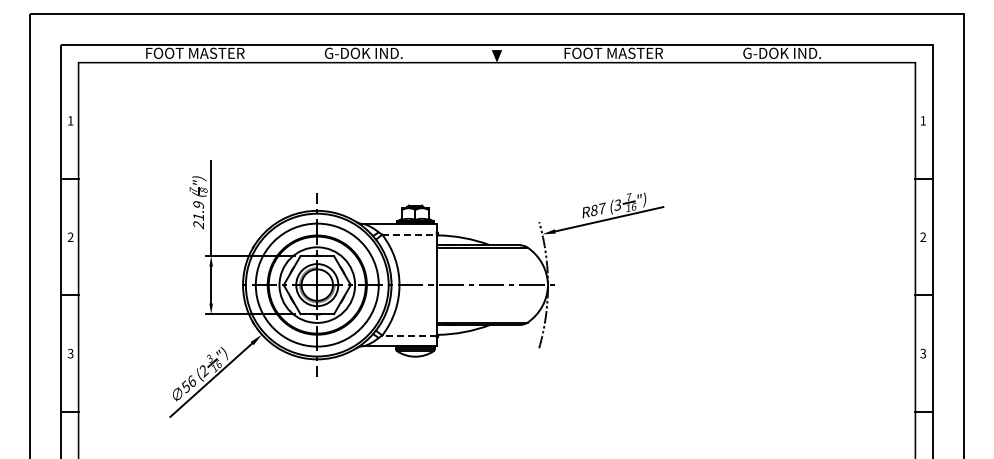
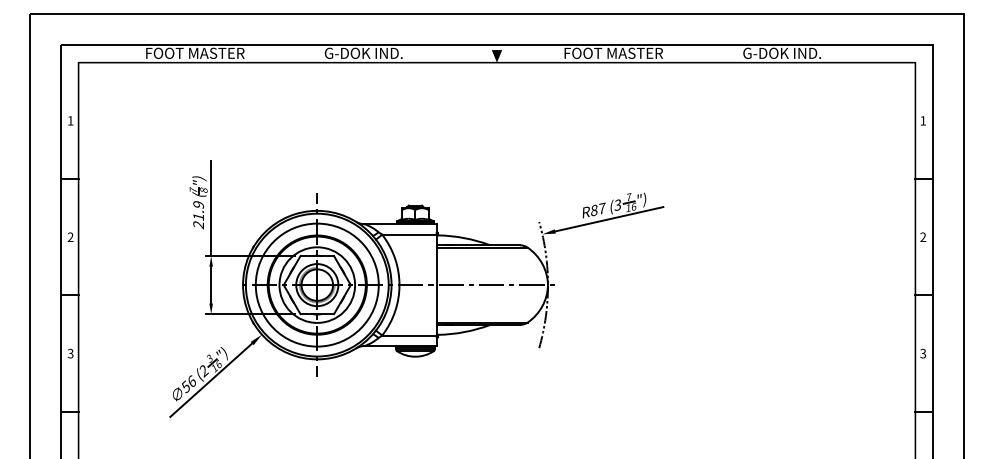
line: dashed -> solid (409, 234)
line: dashed -> solid (408, 335)
